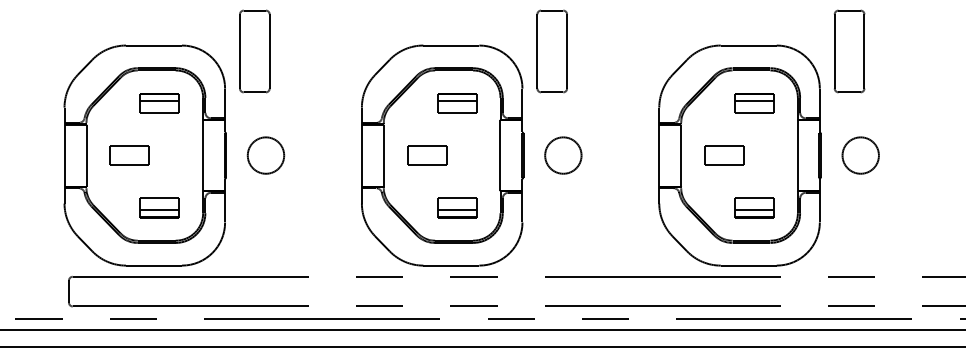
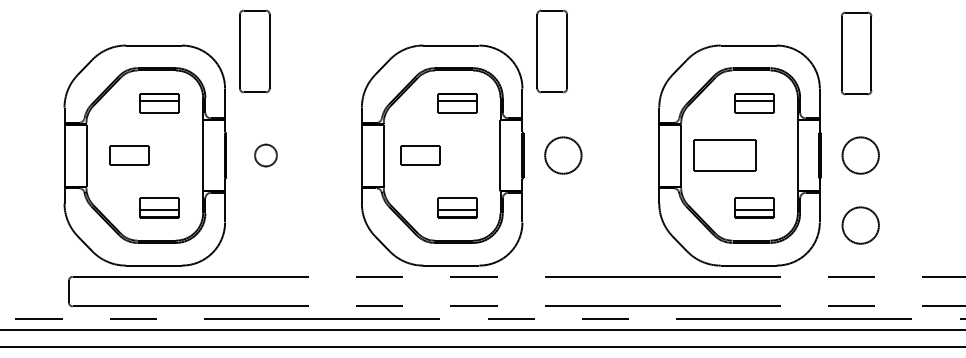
part position: (849, 51) -> (856, 53) (856, 53)
circle size: 40x39 px -> 24x25 px (265, 155)
part position: (427, 155) -> (420, 155) (420, 155)
part size: 41x21 px -> 64x33 px (724, 155)
circle: none -> present (860, 225)
